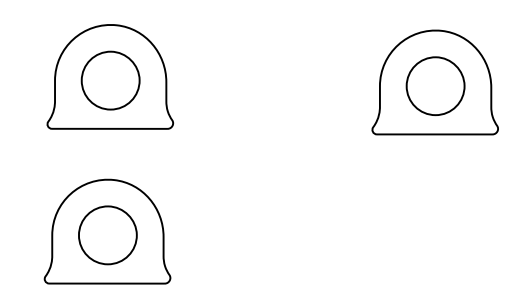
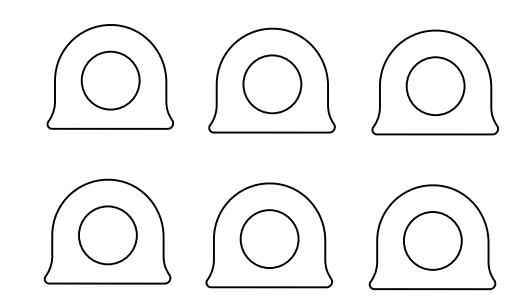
part: none -> present (271, 80)
part: none -> present (268, 235)
part: none -> present (432, 237)
